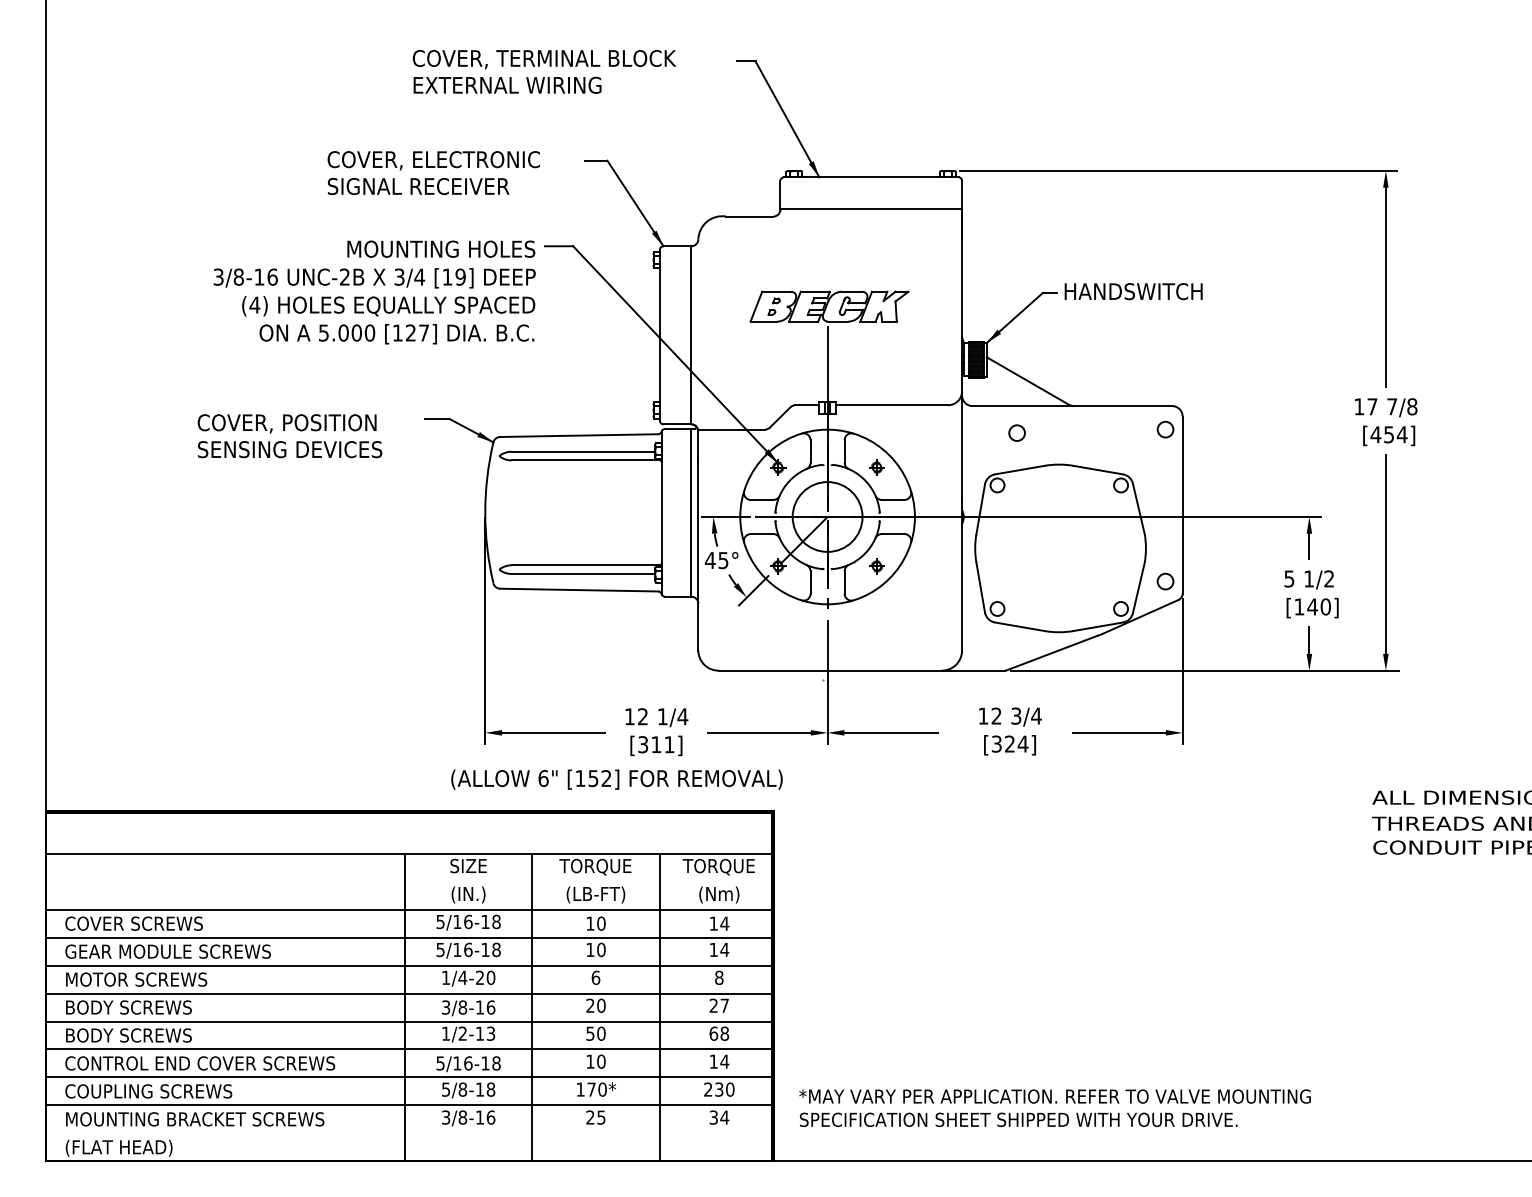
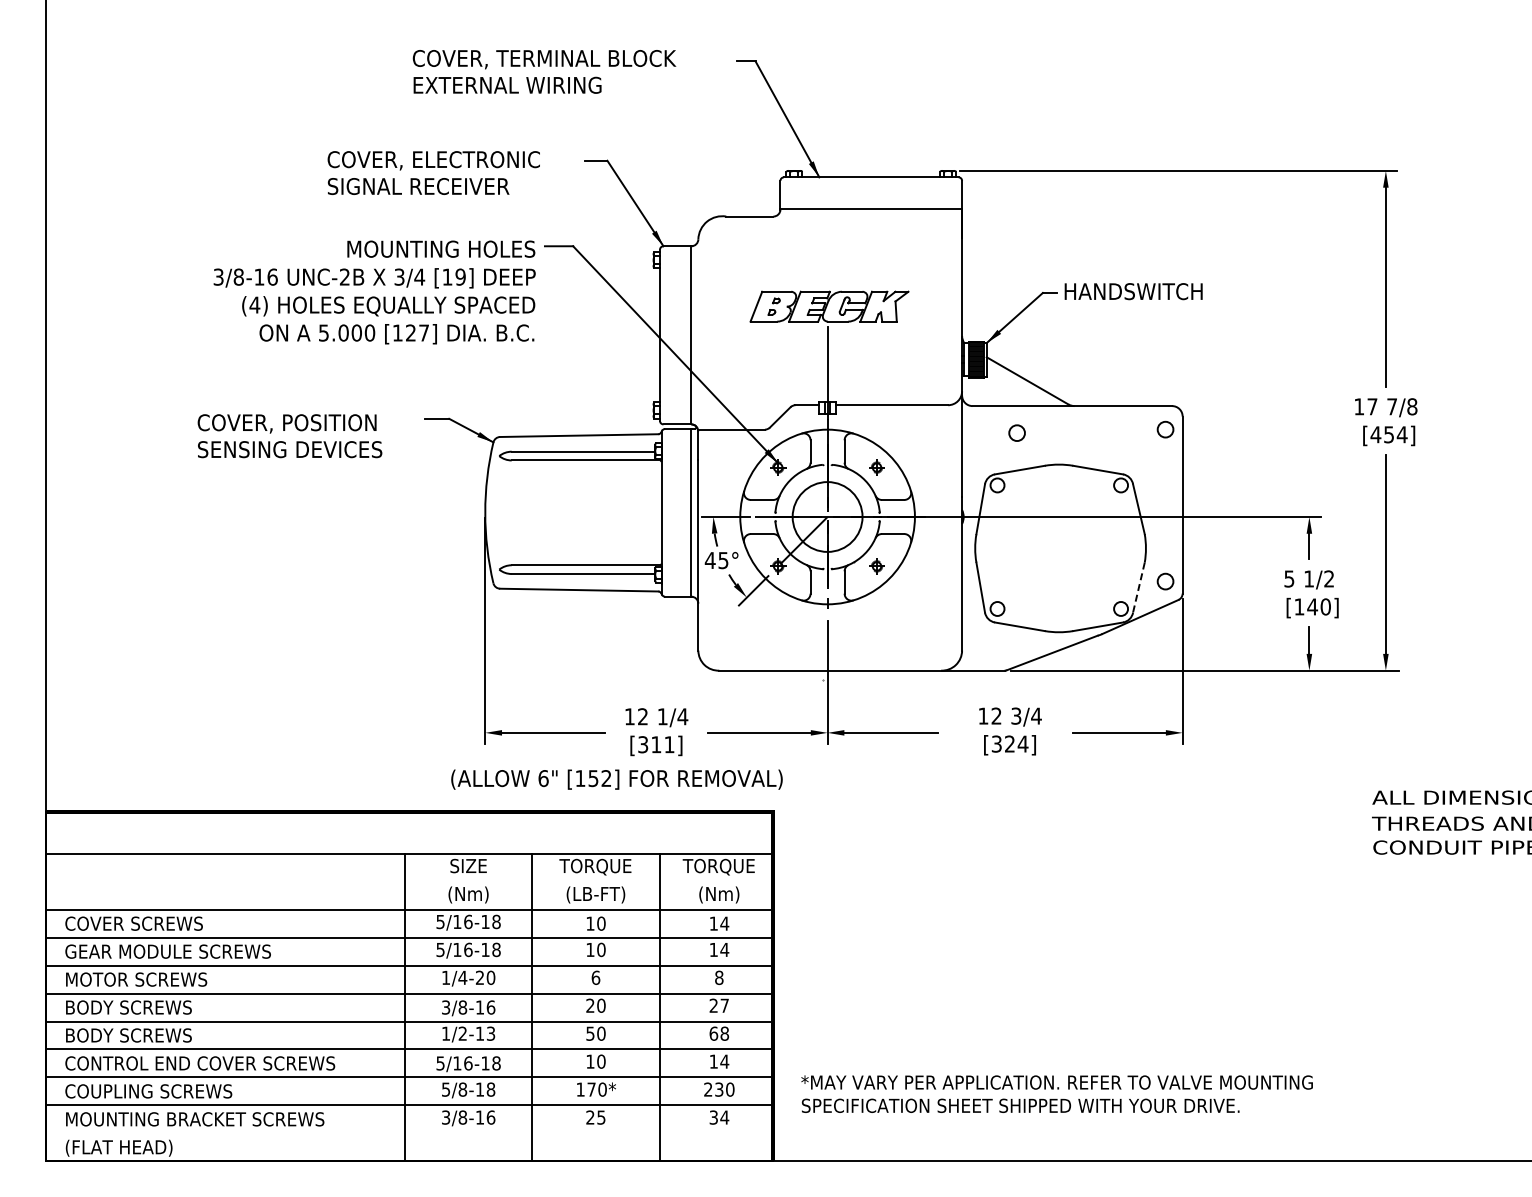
line: solid -> dashed (1138, 587)
text: (IN.) -> (Nm) (468, 894)
text position: (1054, 1107) -> (1056, 1093) (1056, 1093)
